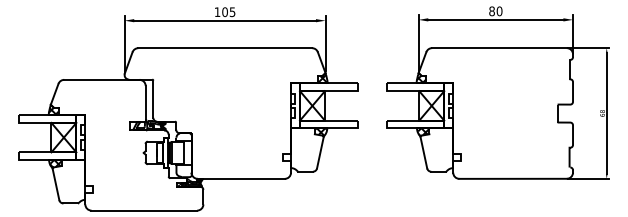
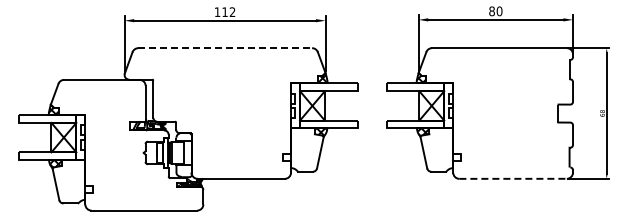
text: 105 -> 112 (228, 12)
line: solid -> dashed (225, 48)
line: solid -> dashed (513, 178)
